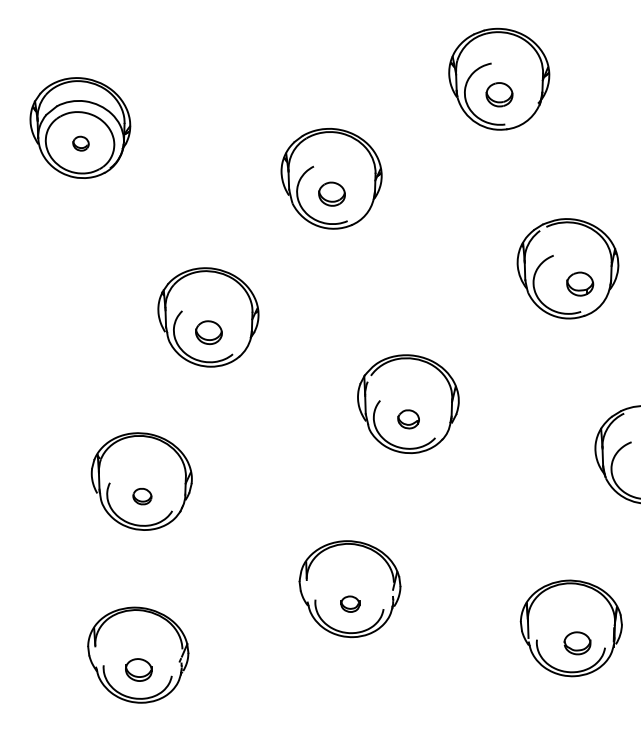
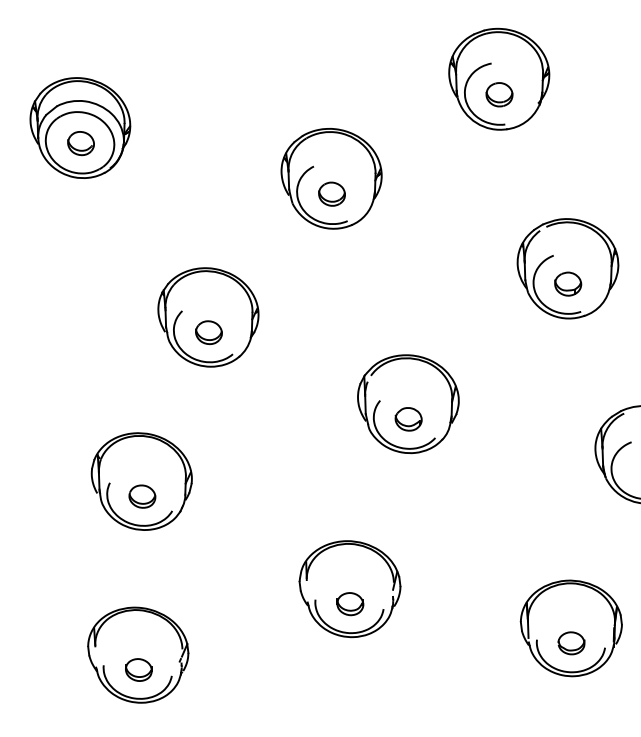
part size: 18x17 px -> 28x26 px (80, 143)
part position: (580, 283) -> (568, 283) (568, 283)
part size: 23x21 px -> 29x25 px (408, 419)
part size: 21x18 px -> 29x25 px (142, 496)
part size: 21x18 px -> 29x25 px (350, 604)
part position: (577, 643) -> (571, 643) (571, 643)
